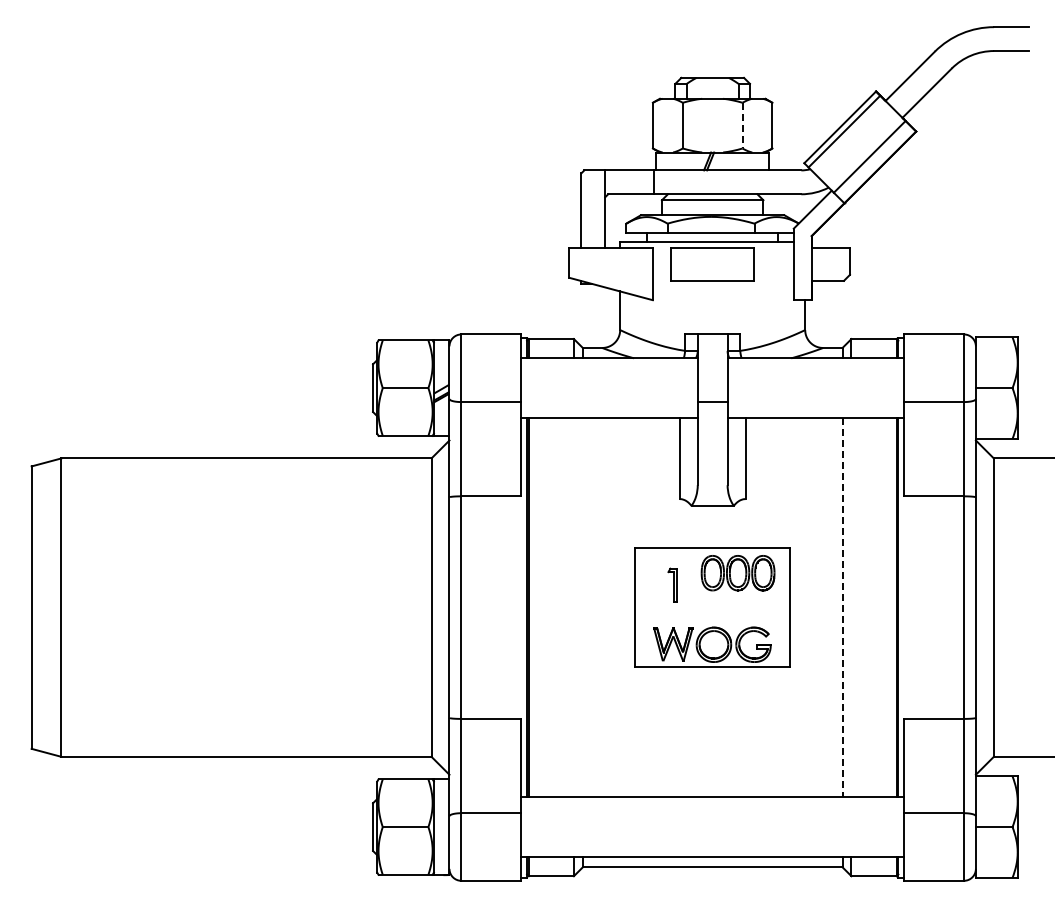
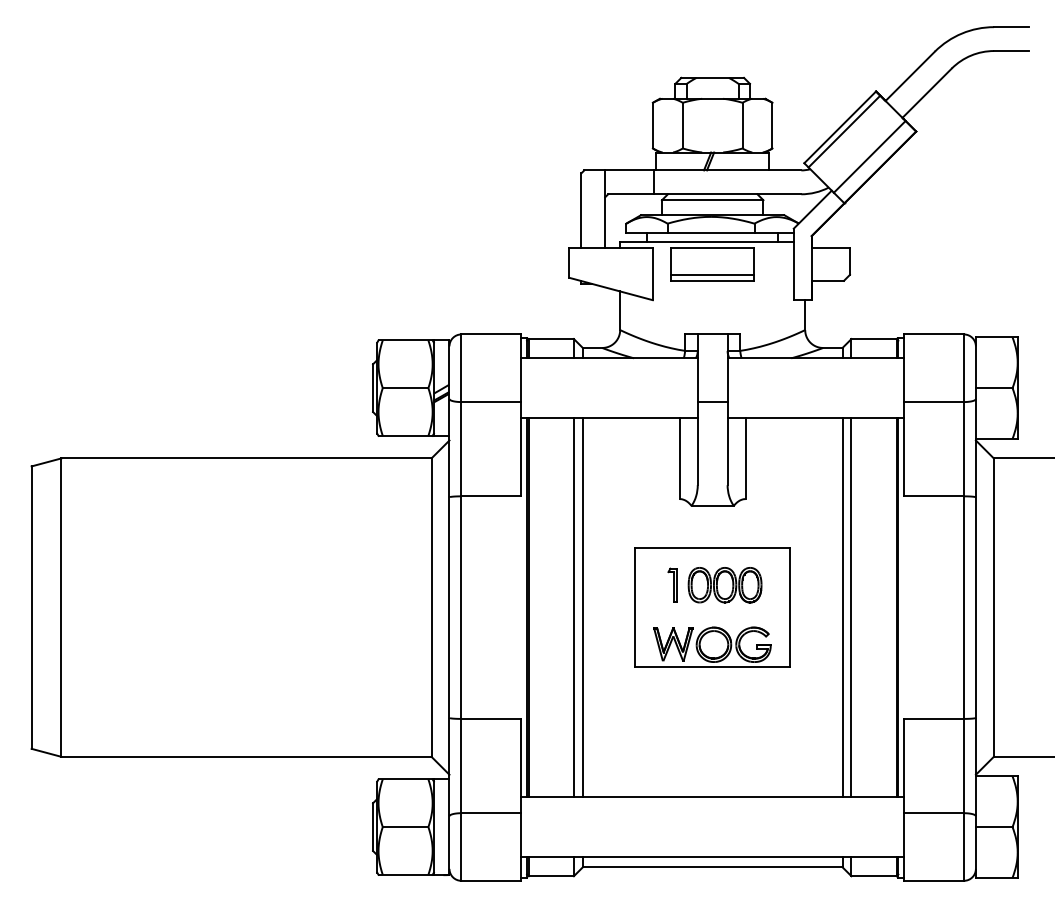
line: dashed -> solid (742, 125)
line: none -> present (712, 274)
part position: (737, 573) -> (724, 585) (724, 585)
line: none -> present (573, 607)
line: none -> present (582, 607)
line: dashed -> solid (842, 607)
line: none -> present (851, 607)
